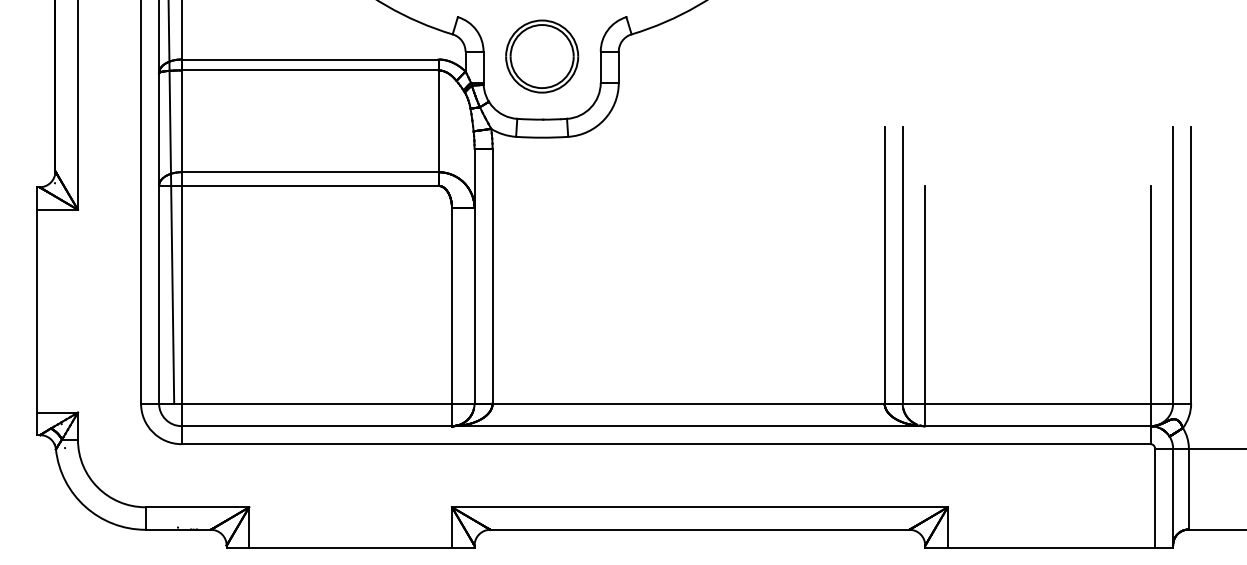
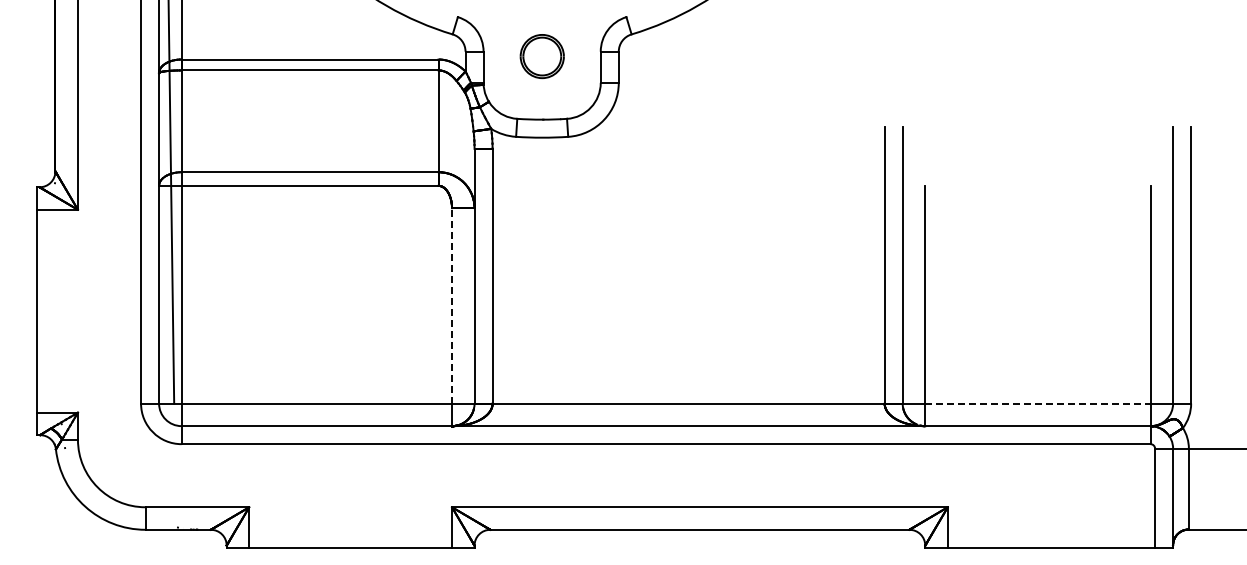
part size: 75x75 px -> 46x46 px (541, 56)
line: solid -> dashed (452, 305)
line: solid -> dashed (1037, 403)
